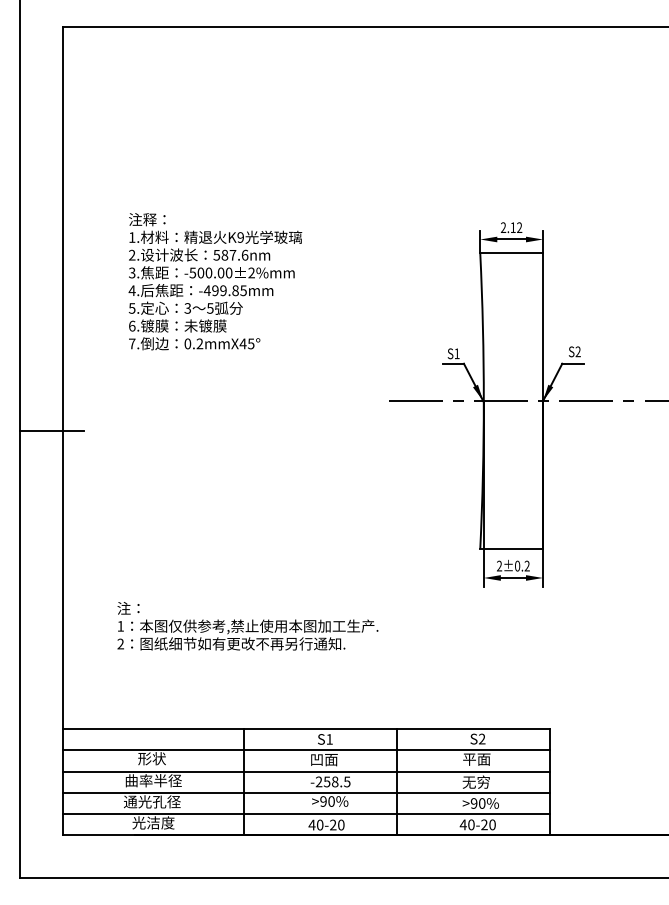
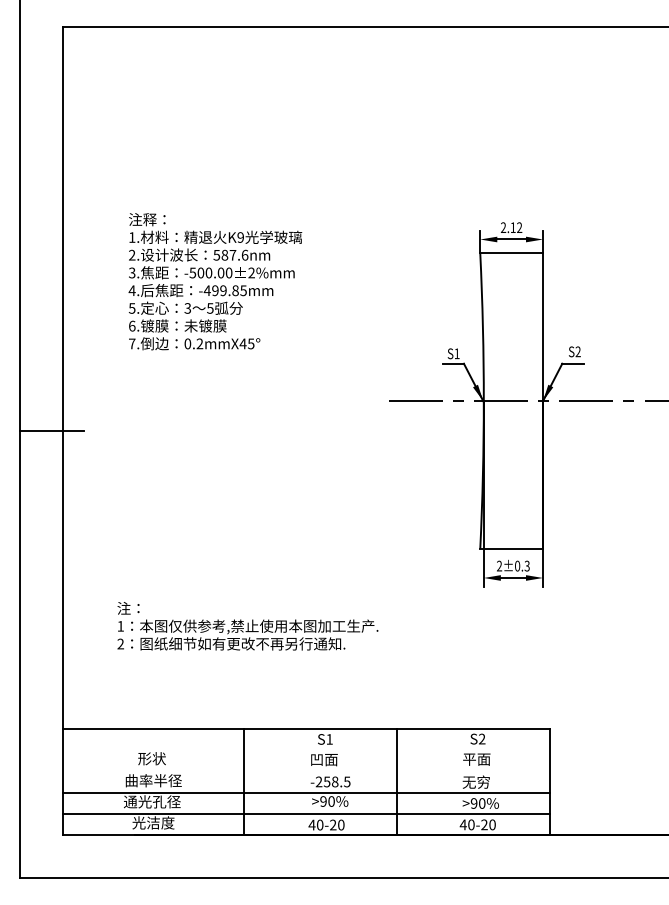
text: 2±0.2 -> 2±0.3 (526, 566)
line: present -> none (306, 750)
line: present -> none (306, 771)
